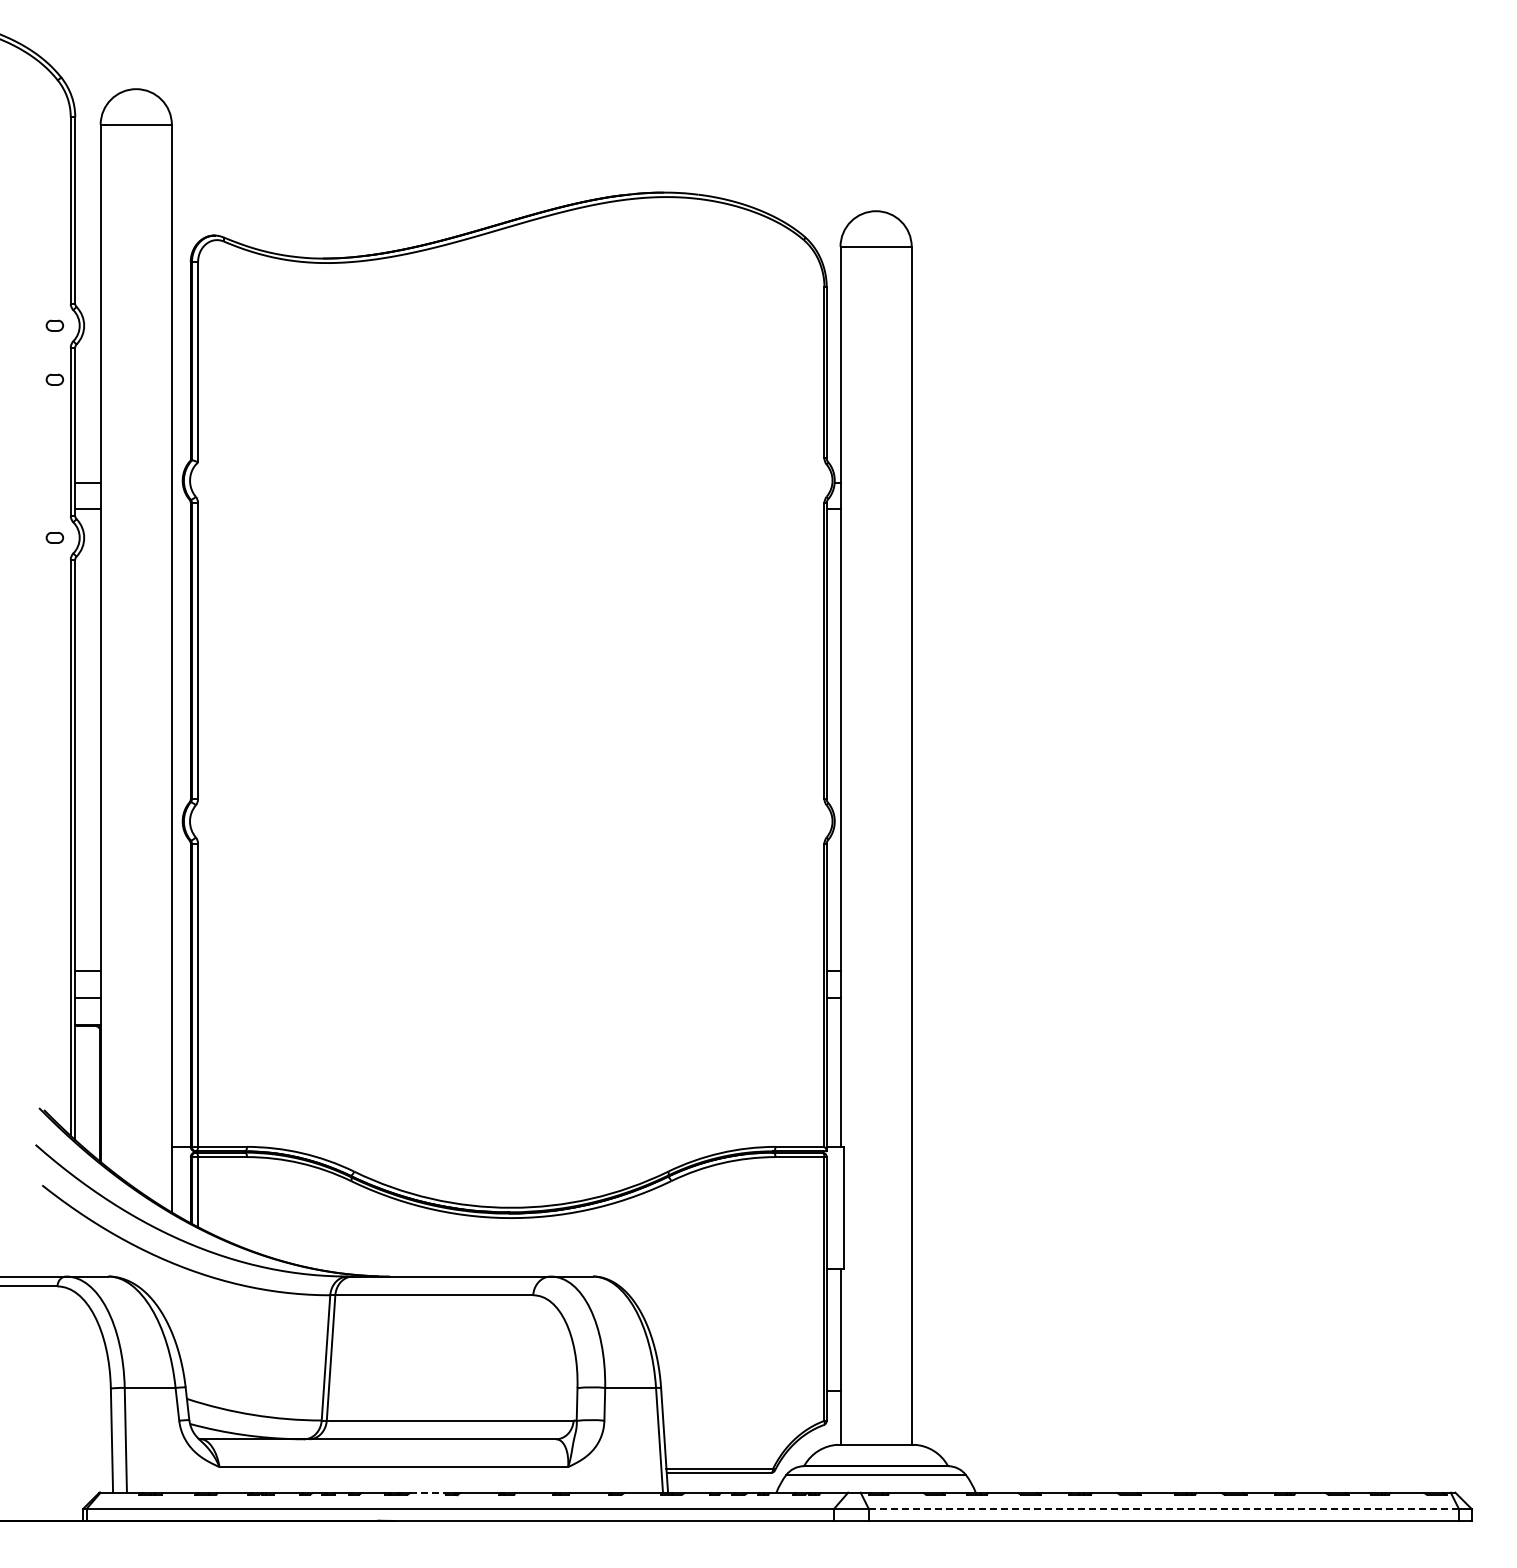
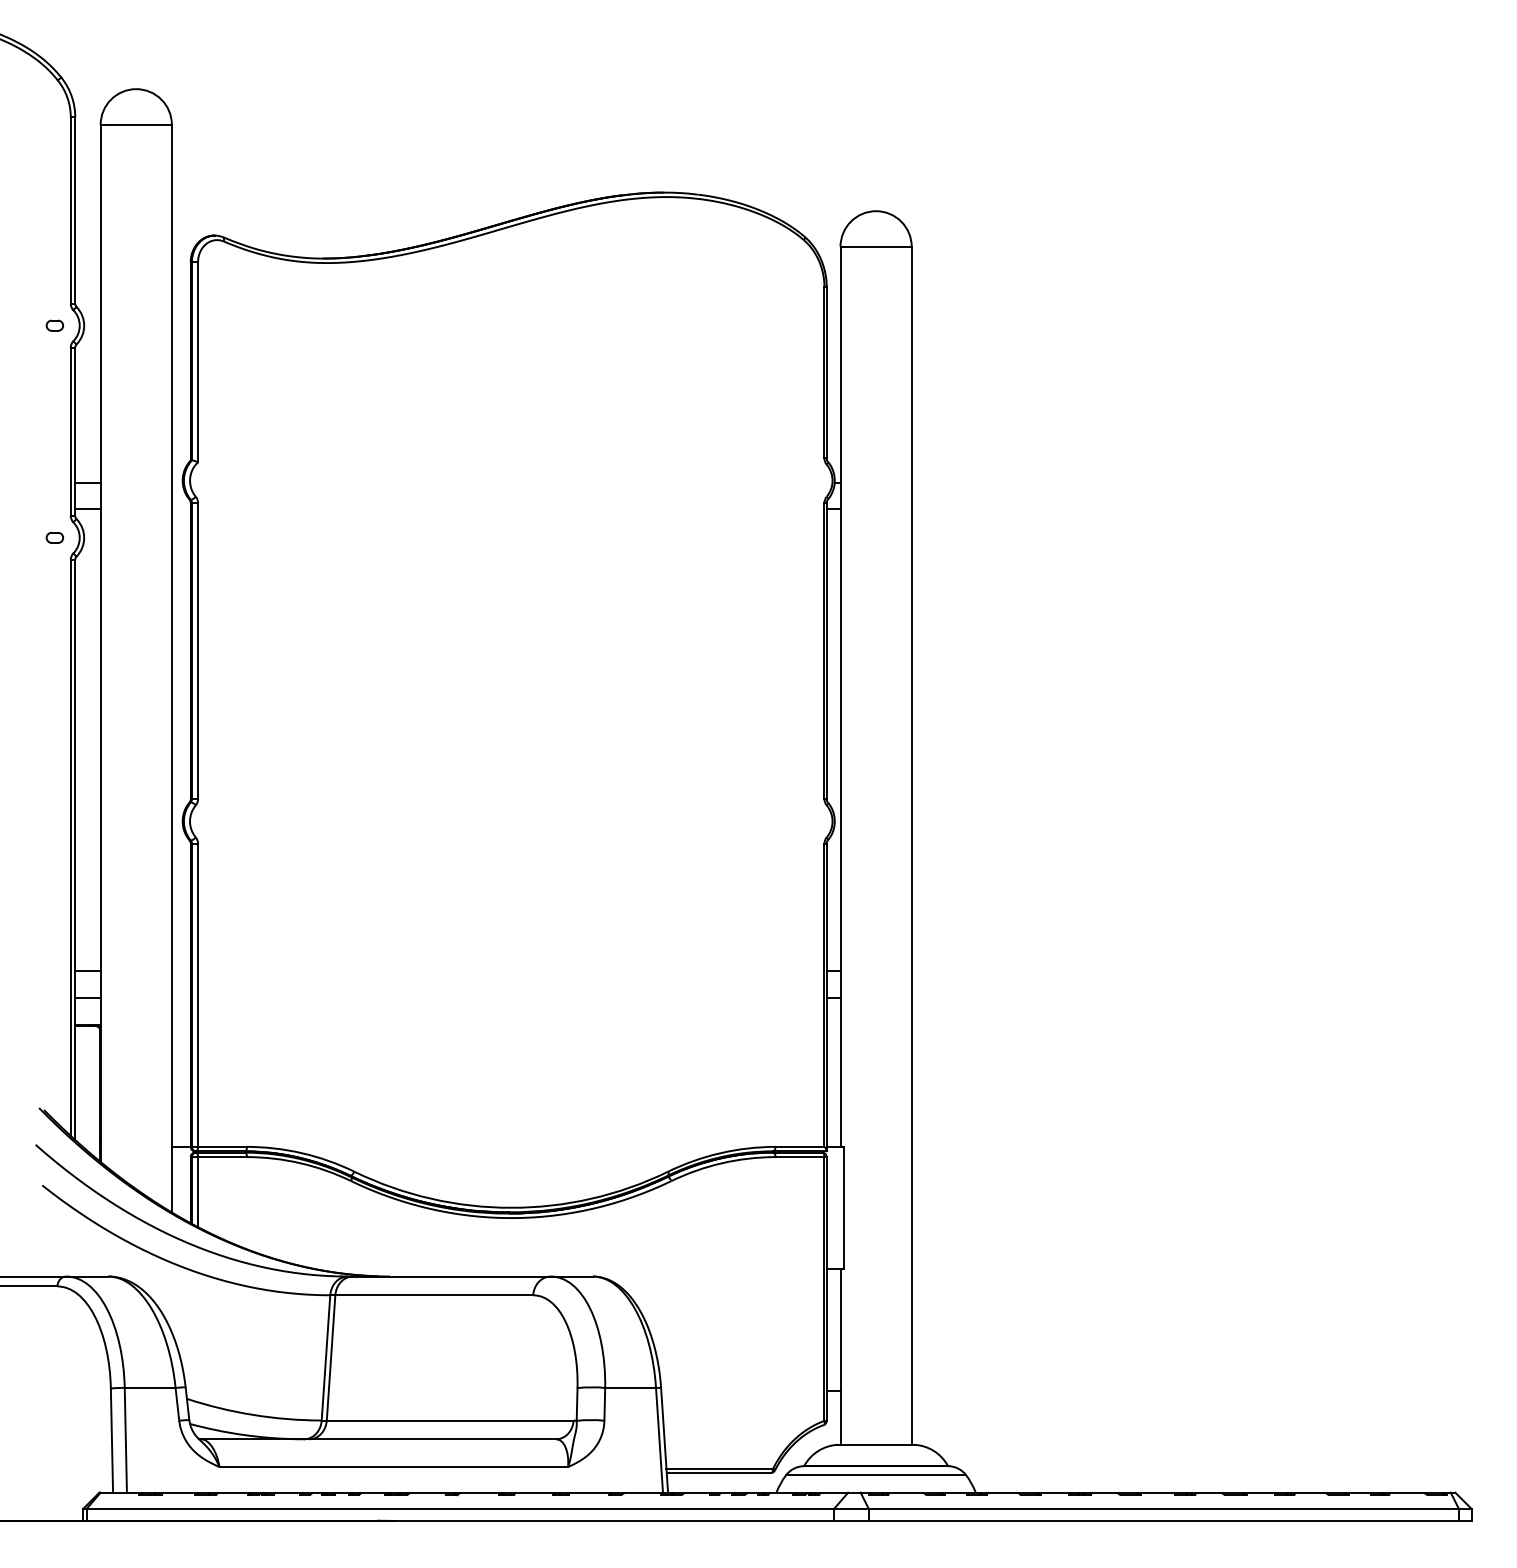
part: present -> none (54, 379)
line: dashed -> solid (428, 1492)
line: dashed -> solid (1163, 1508)
